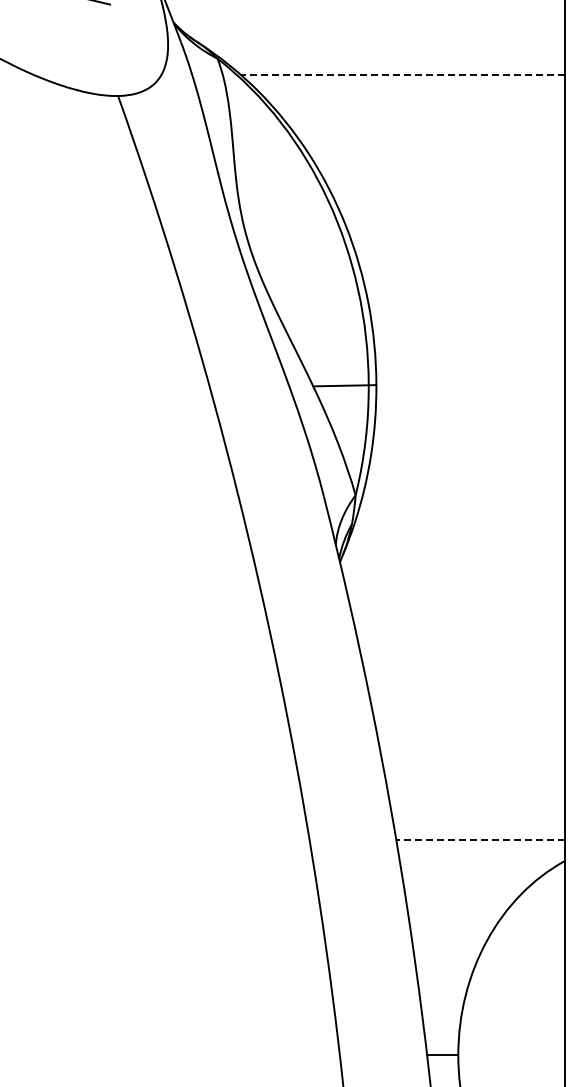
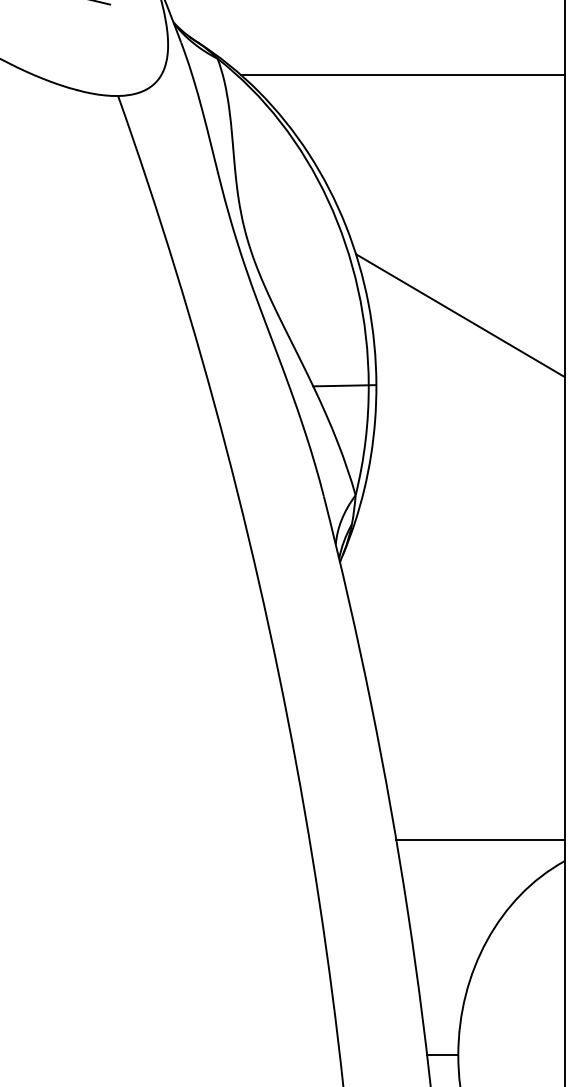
line: dashed -> solid (402, 74)
line: none -> present (460, 315)
line: dashed -> solid (480, 840)
